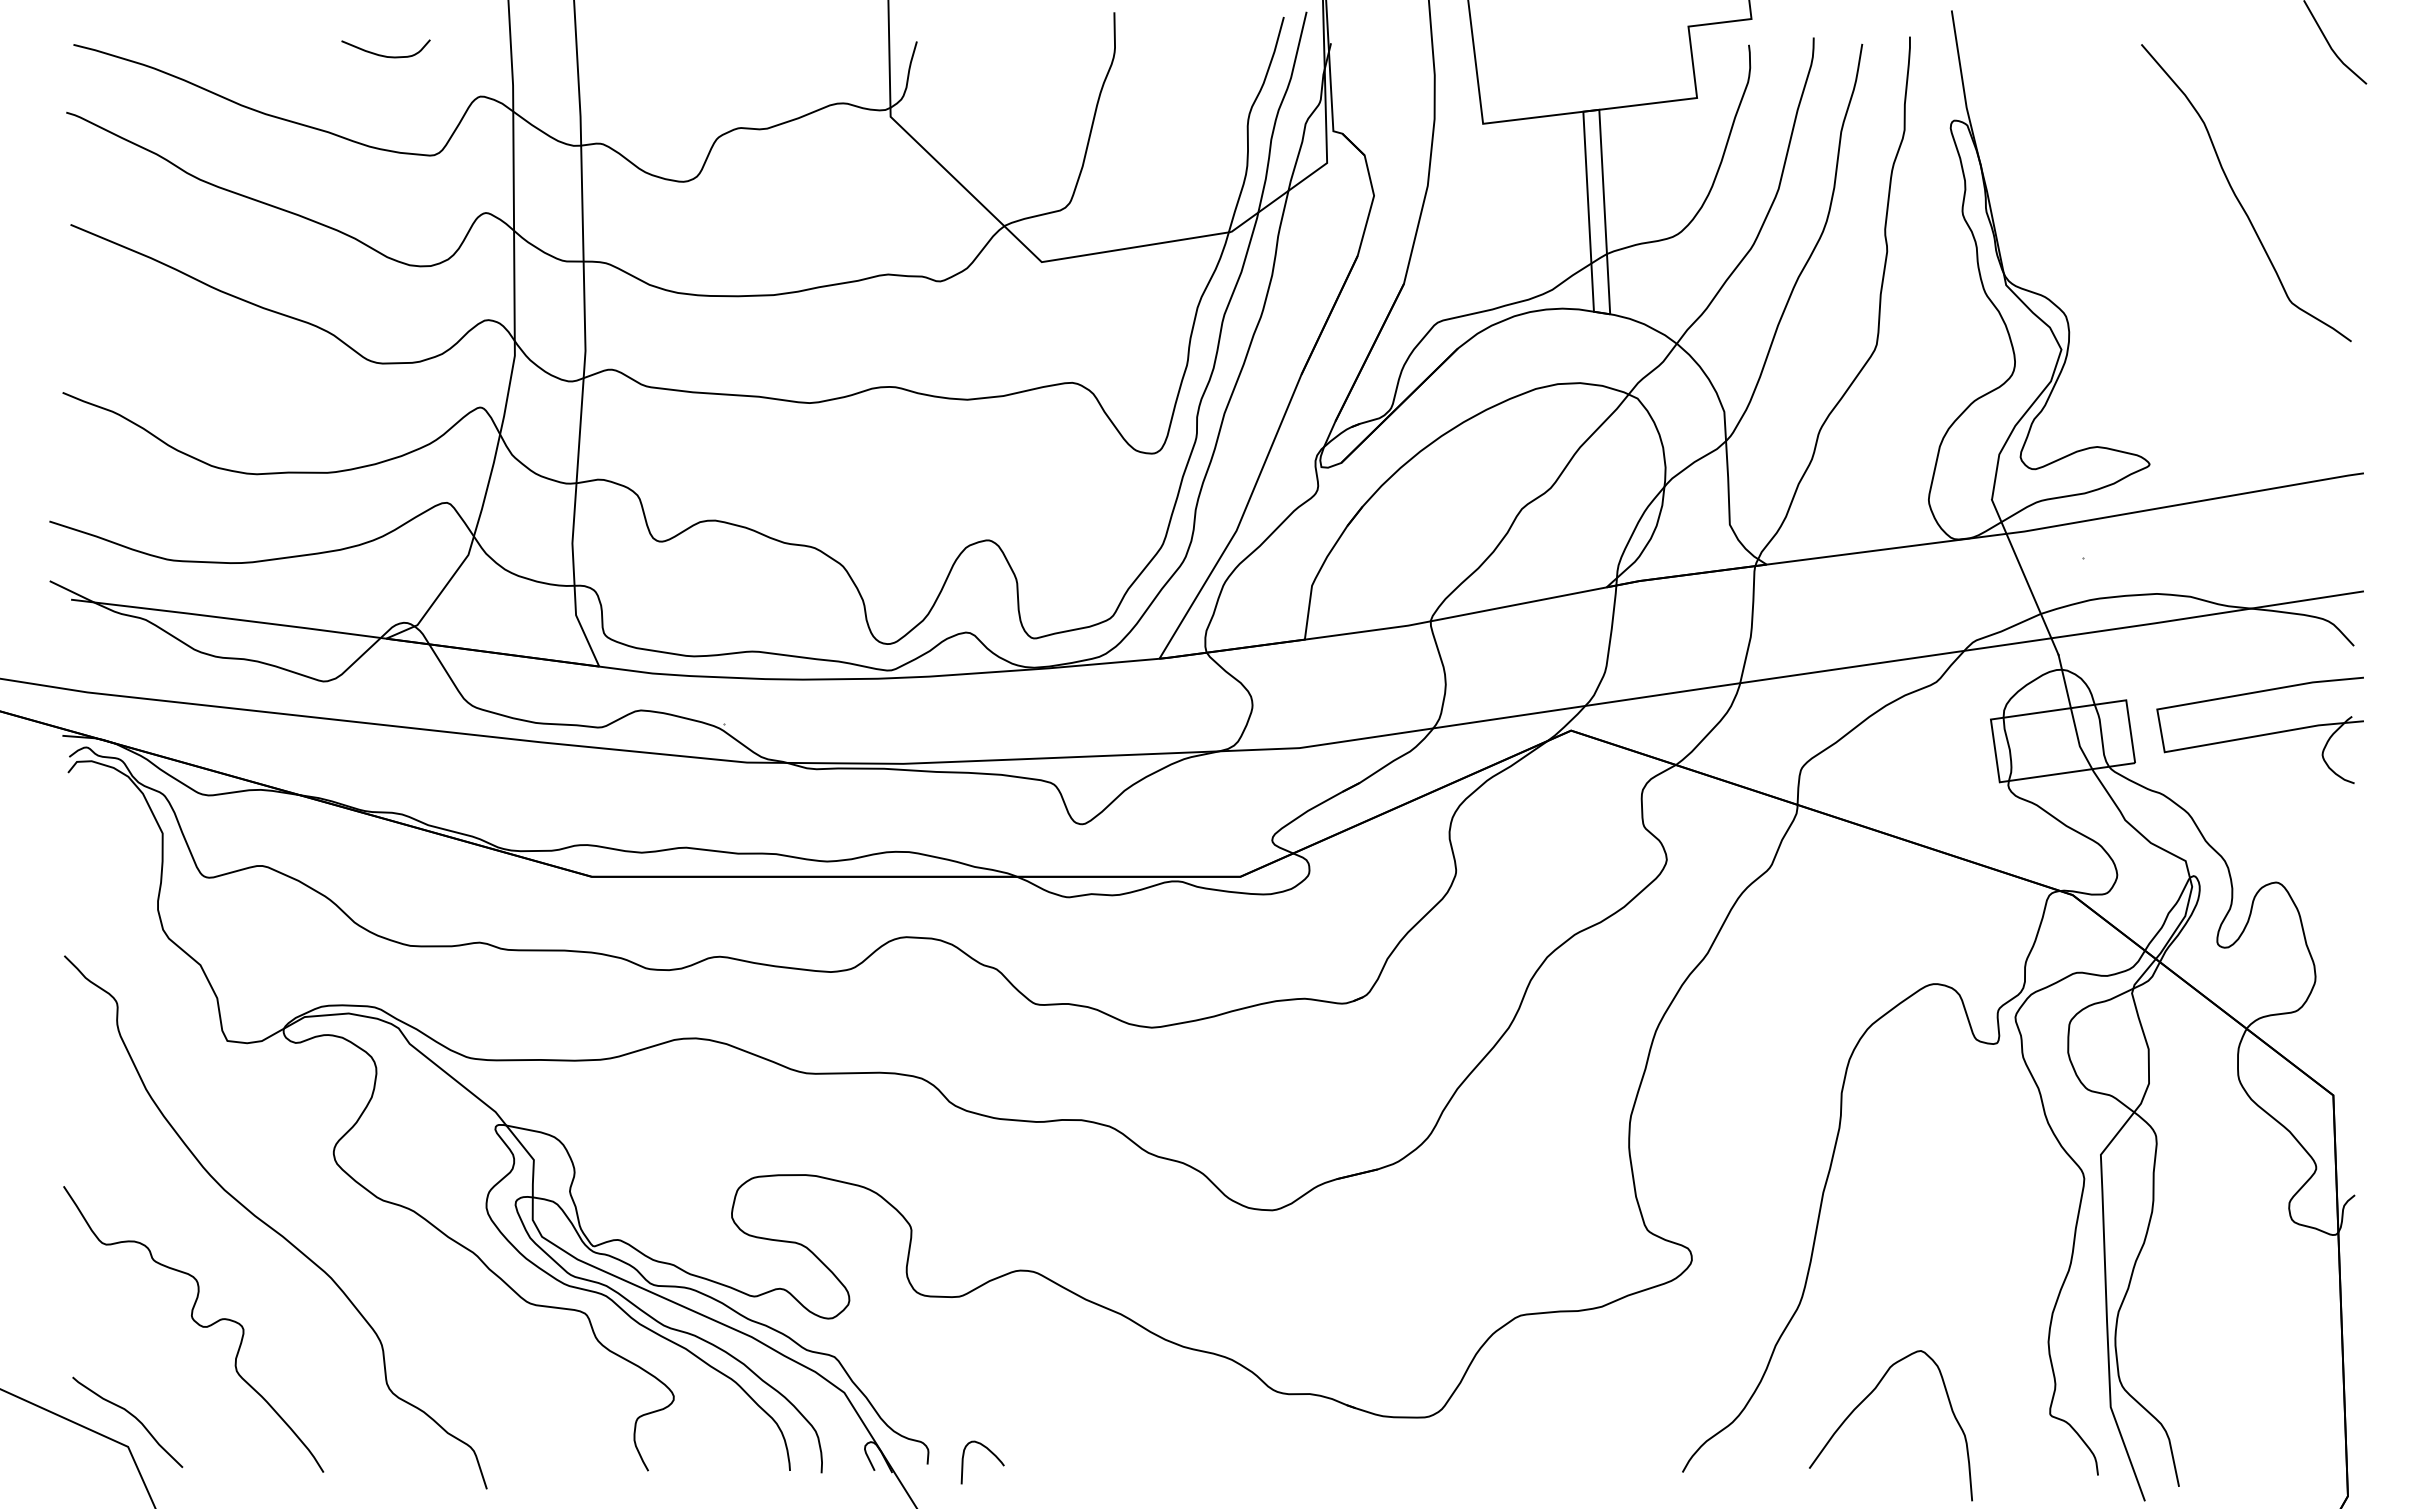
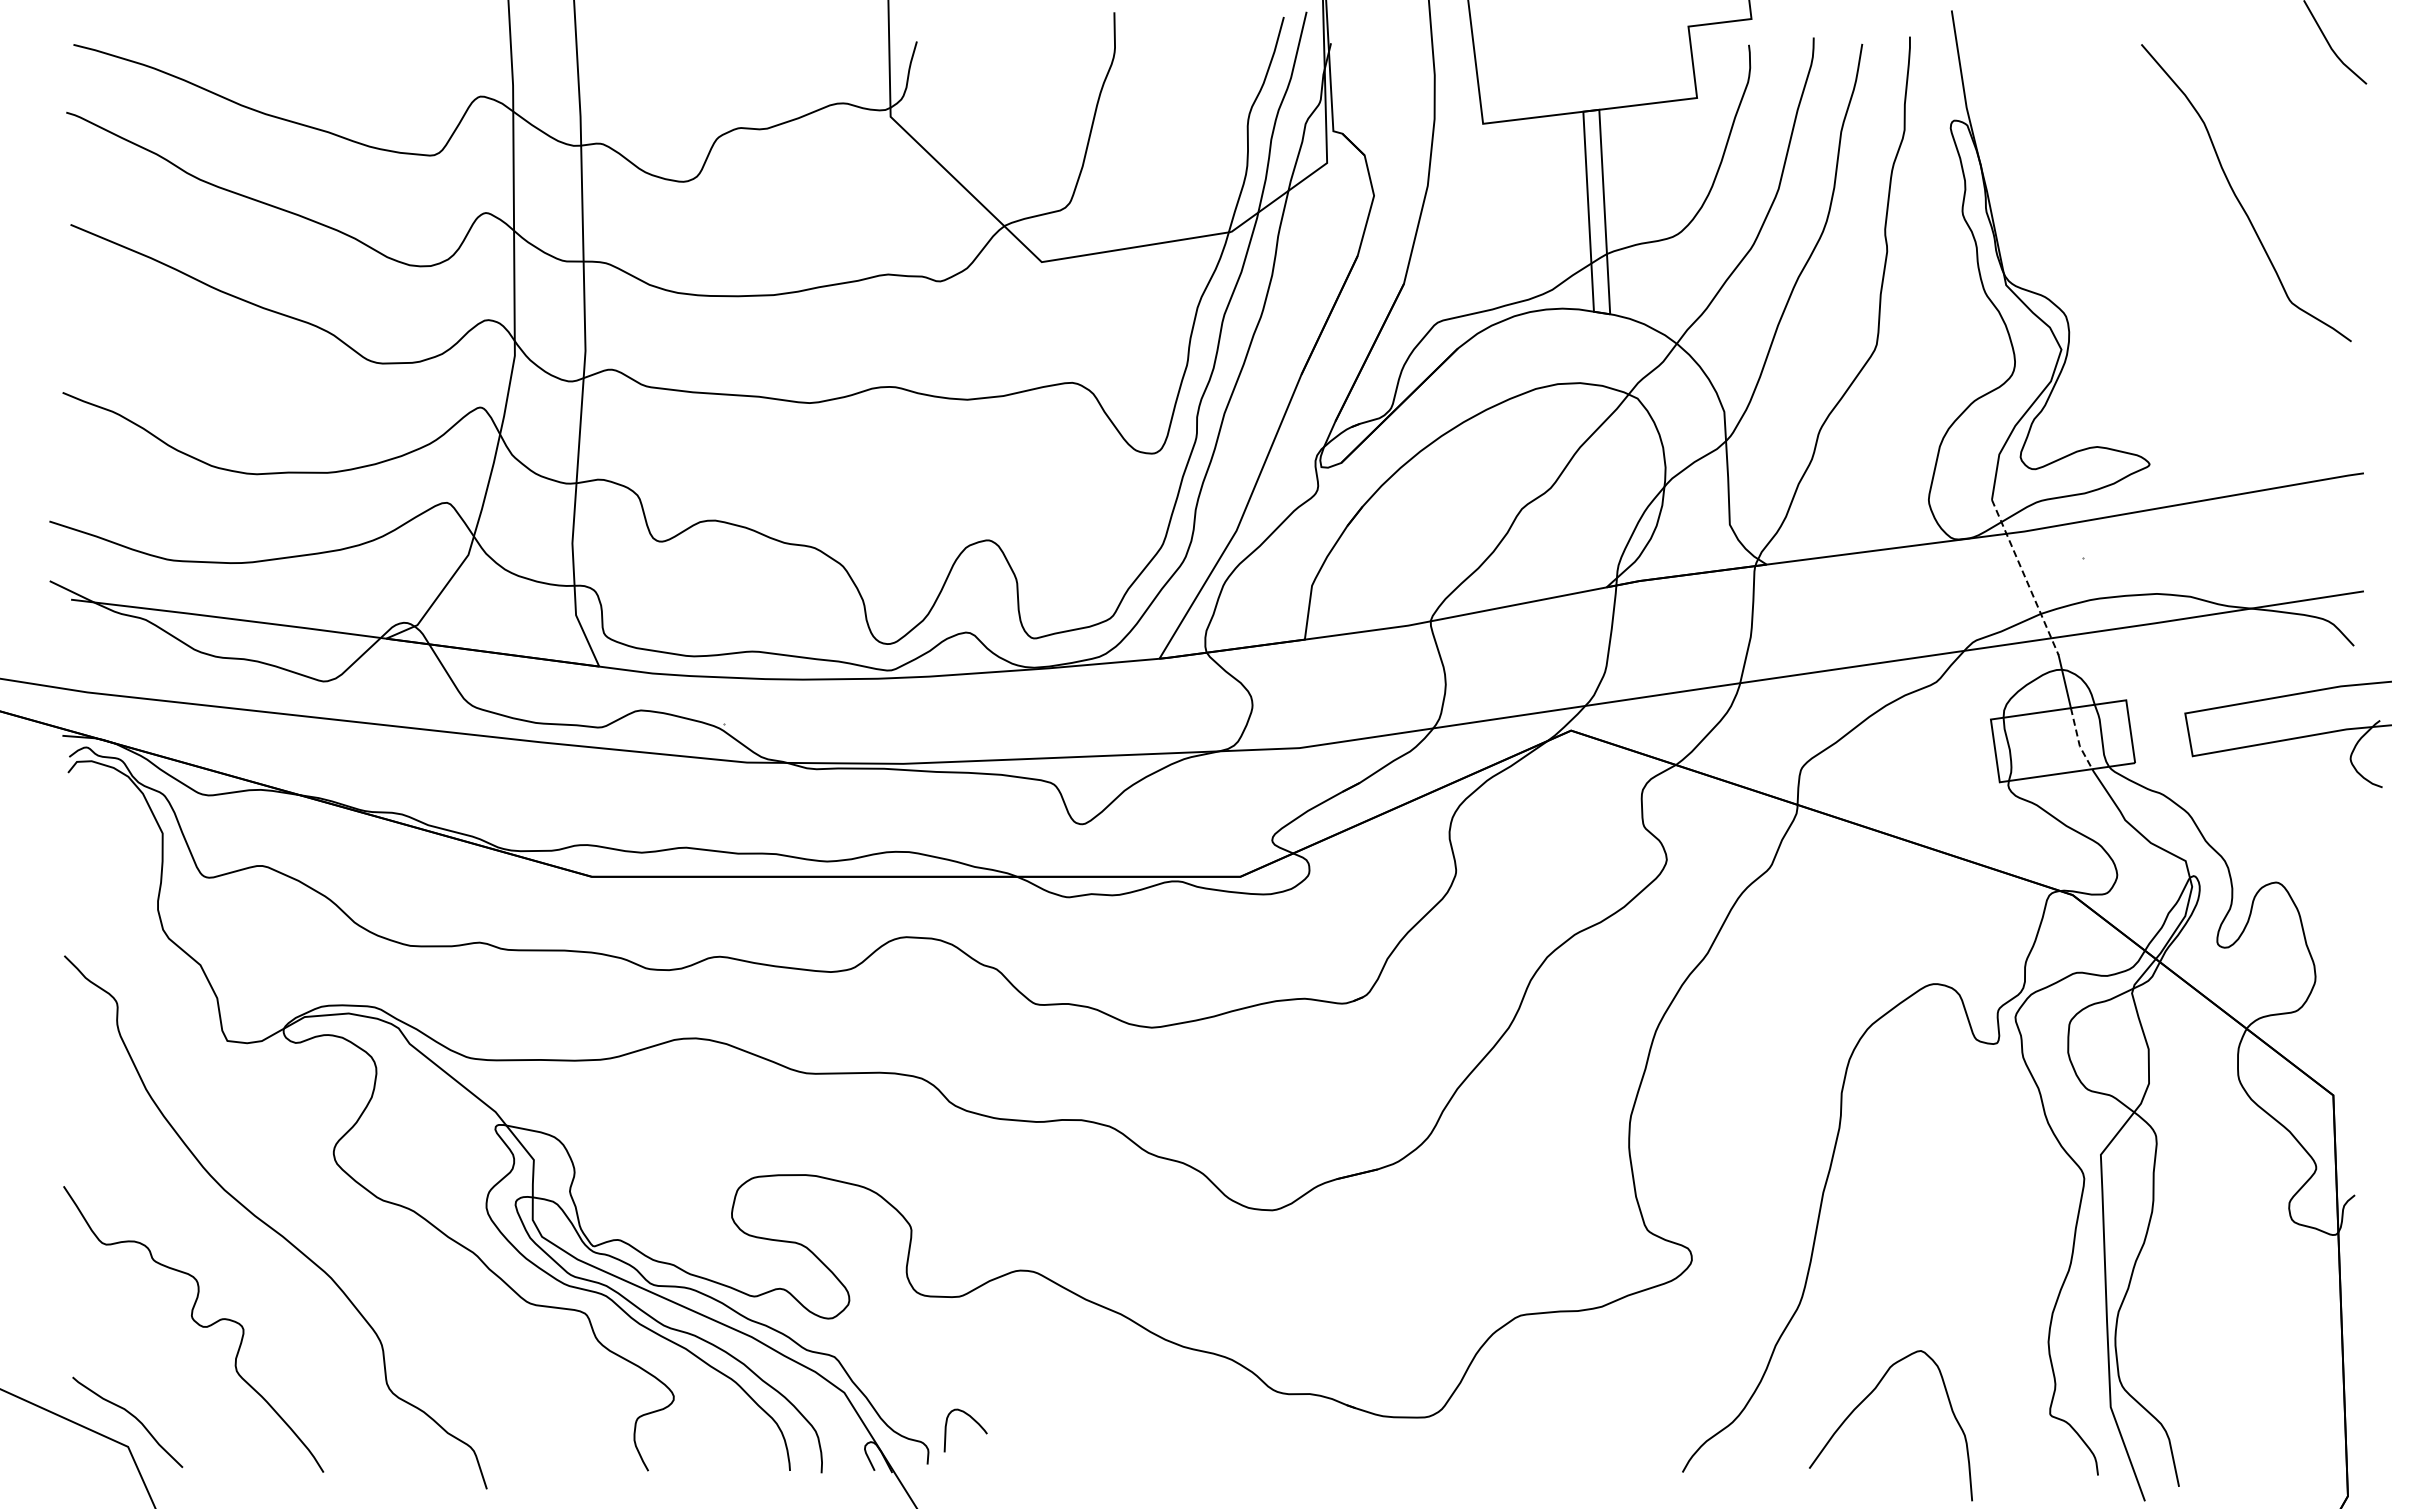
curve: present -> none (385, 55)
line: solid -> dashed (2025, 577)
part position: (2259, 729) -> (2287, 733) (2287, 733)
line: solid -> dashed (2078, 740)
curve position: (991, 1453) -> (974, 1421) (974, 1421)
